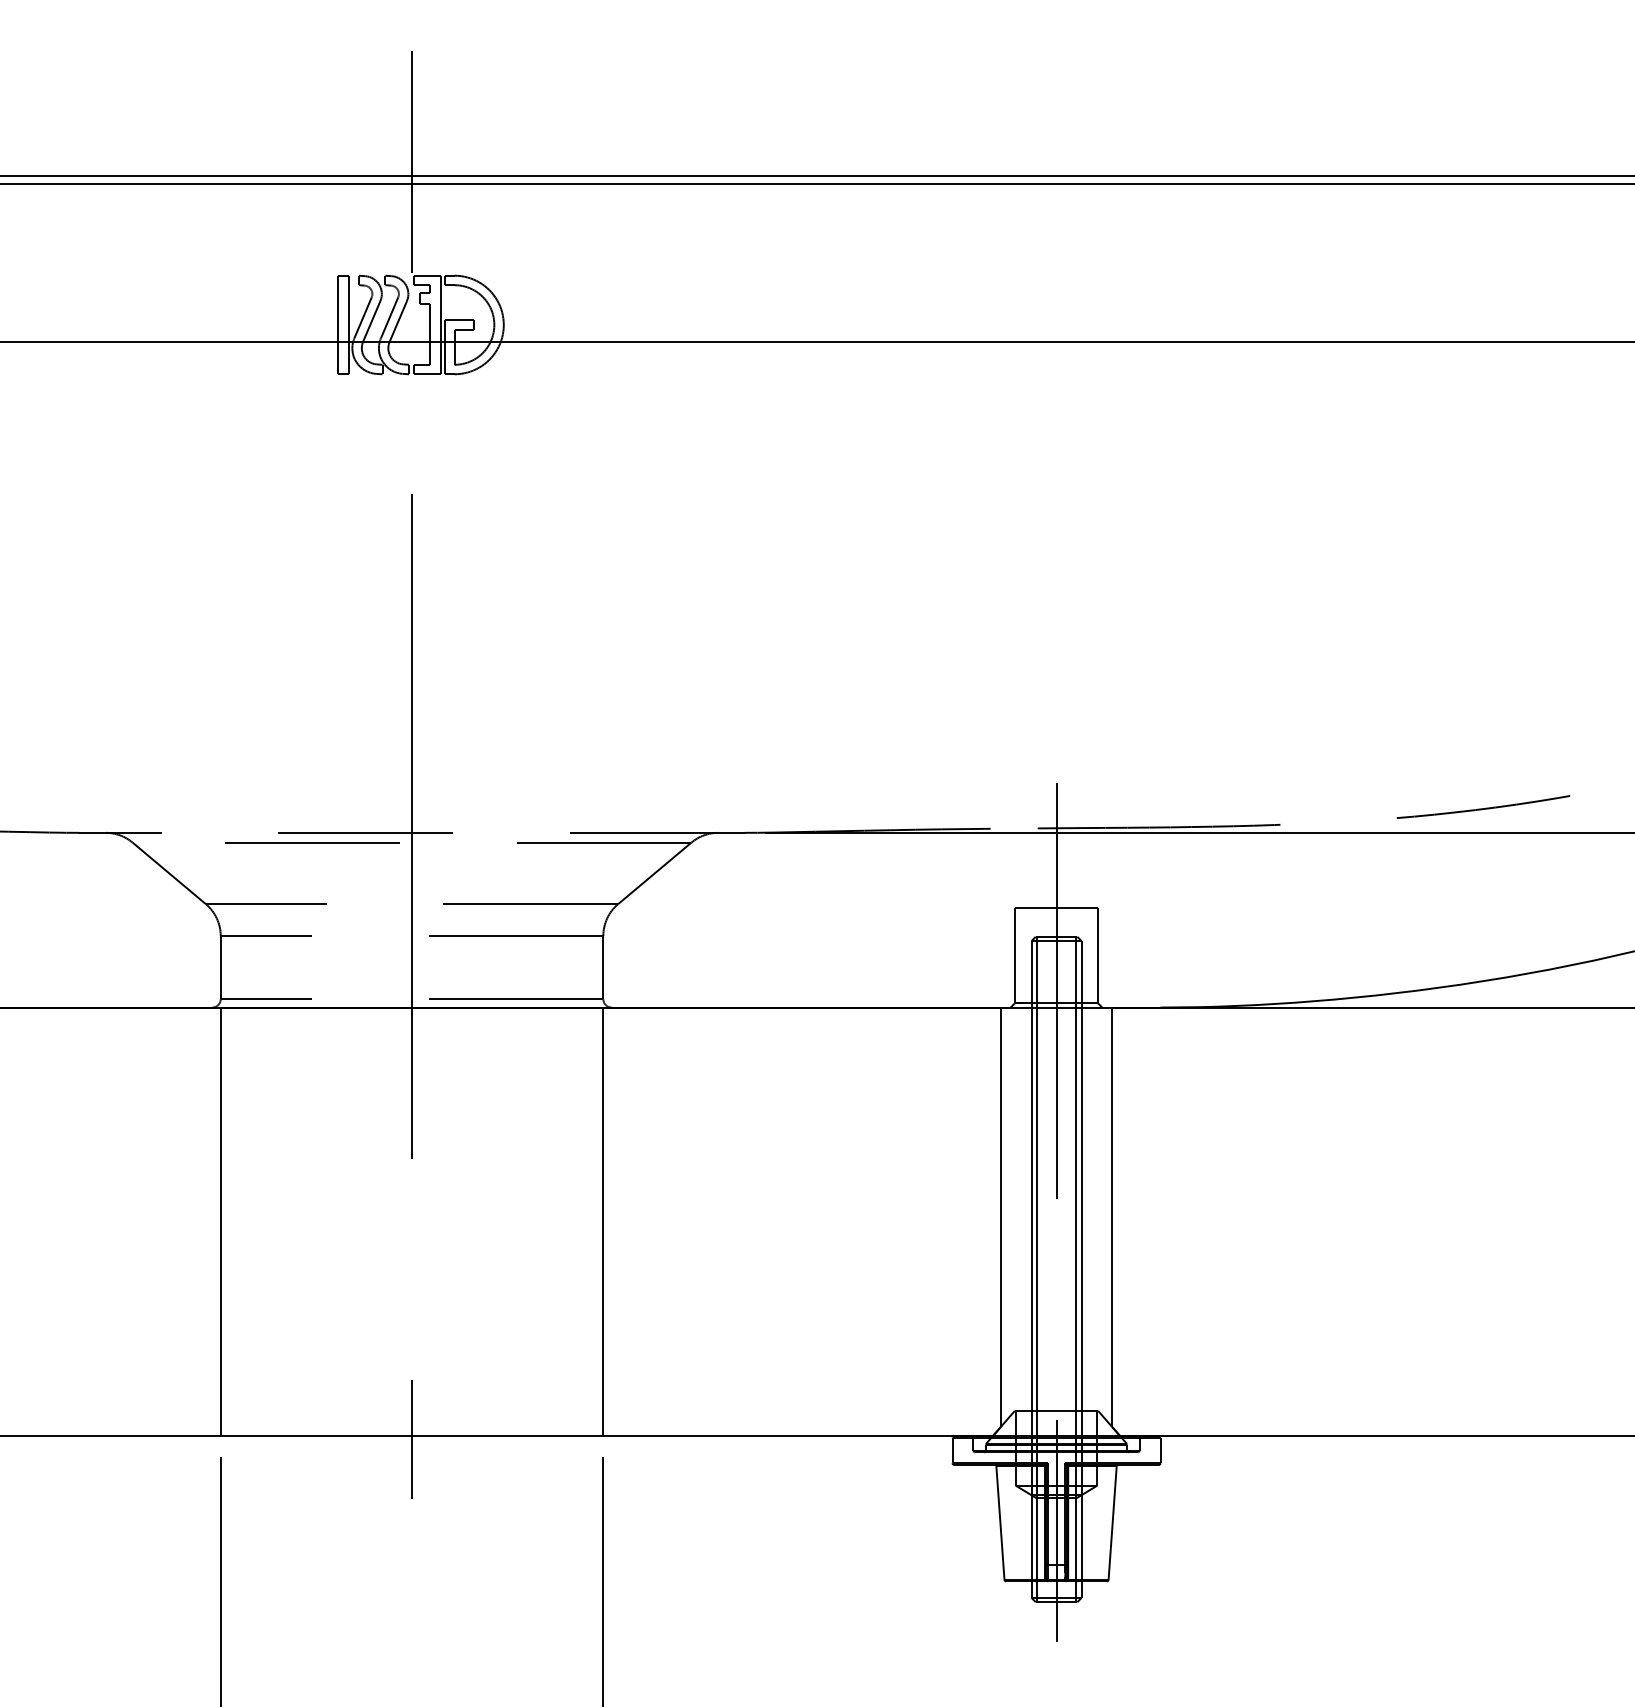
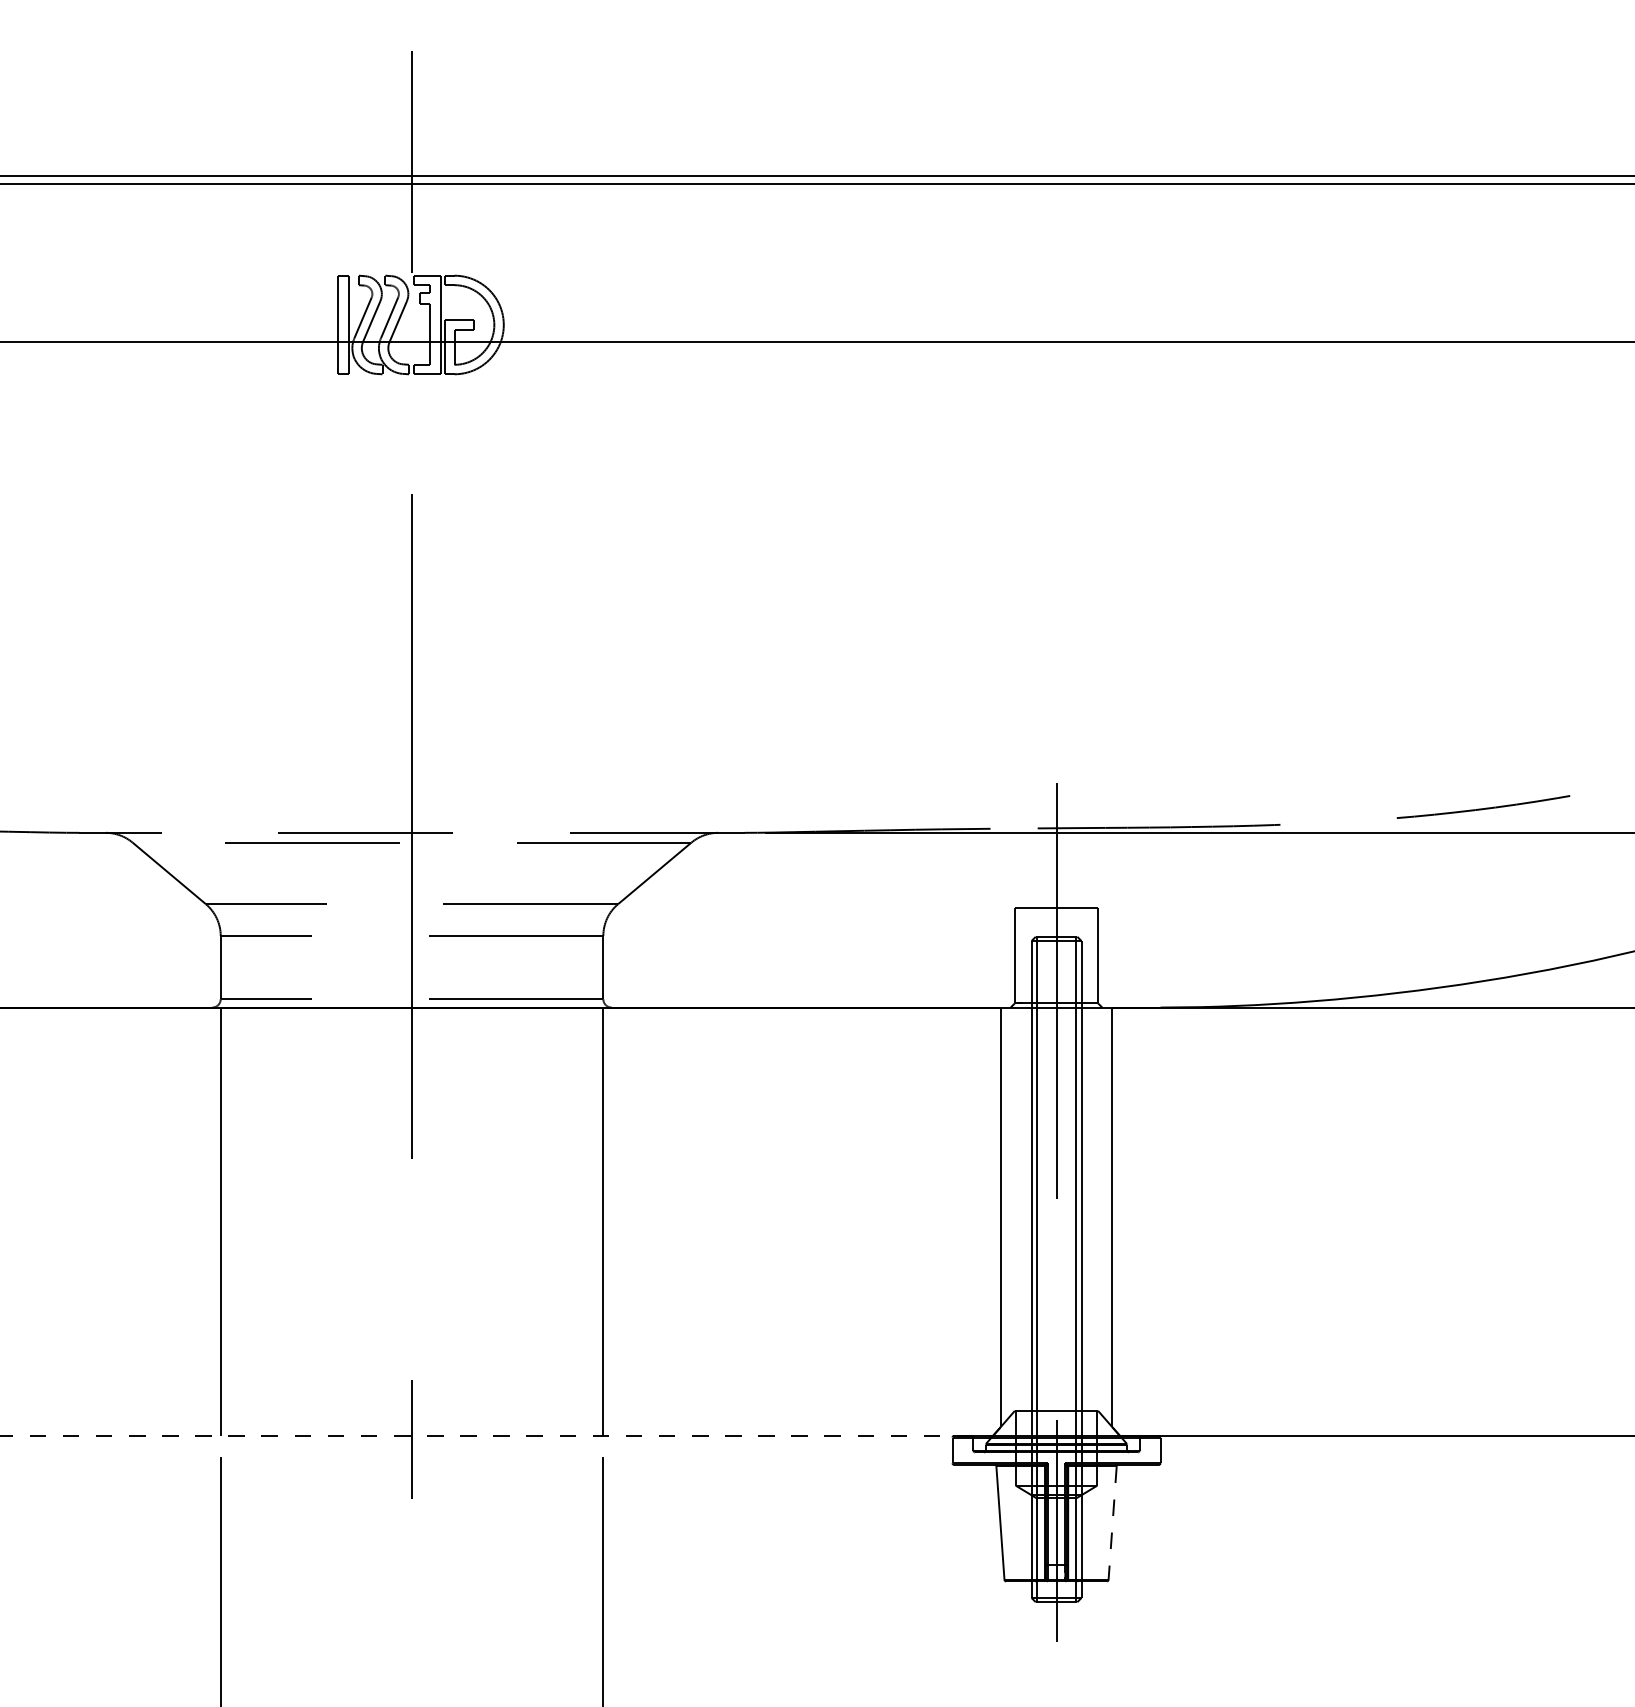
line: solid -> dashed (497, 1435)
line: solid -> dashed (1112, 1523)
